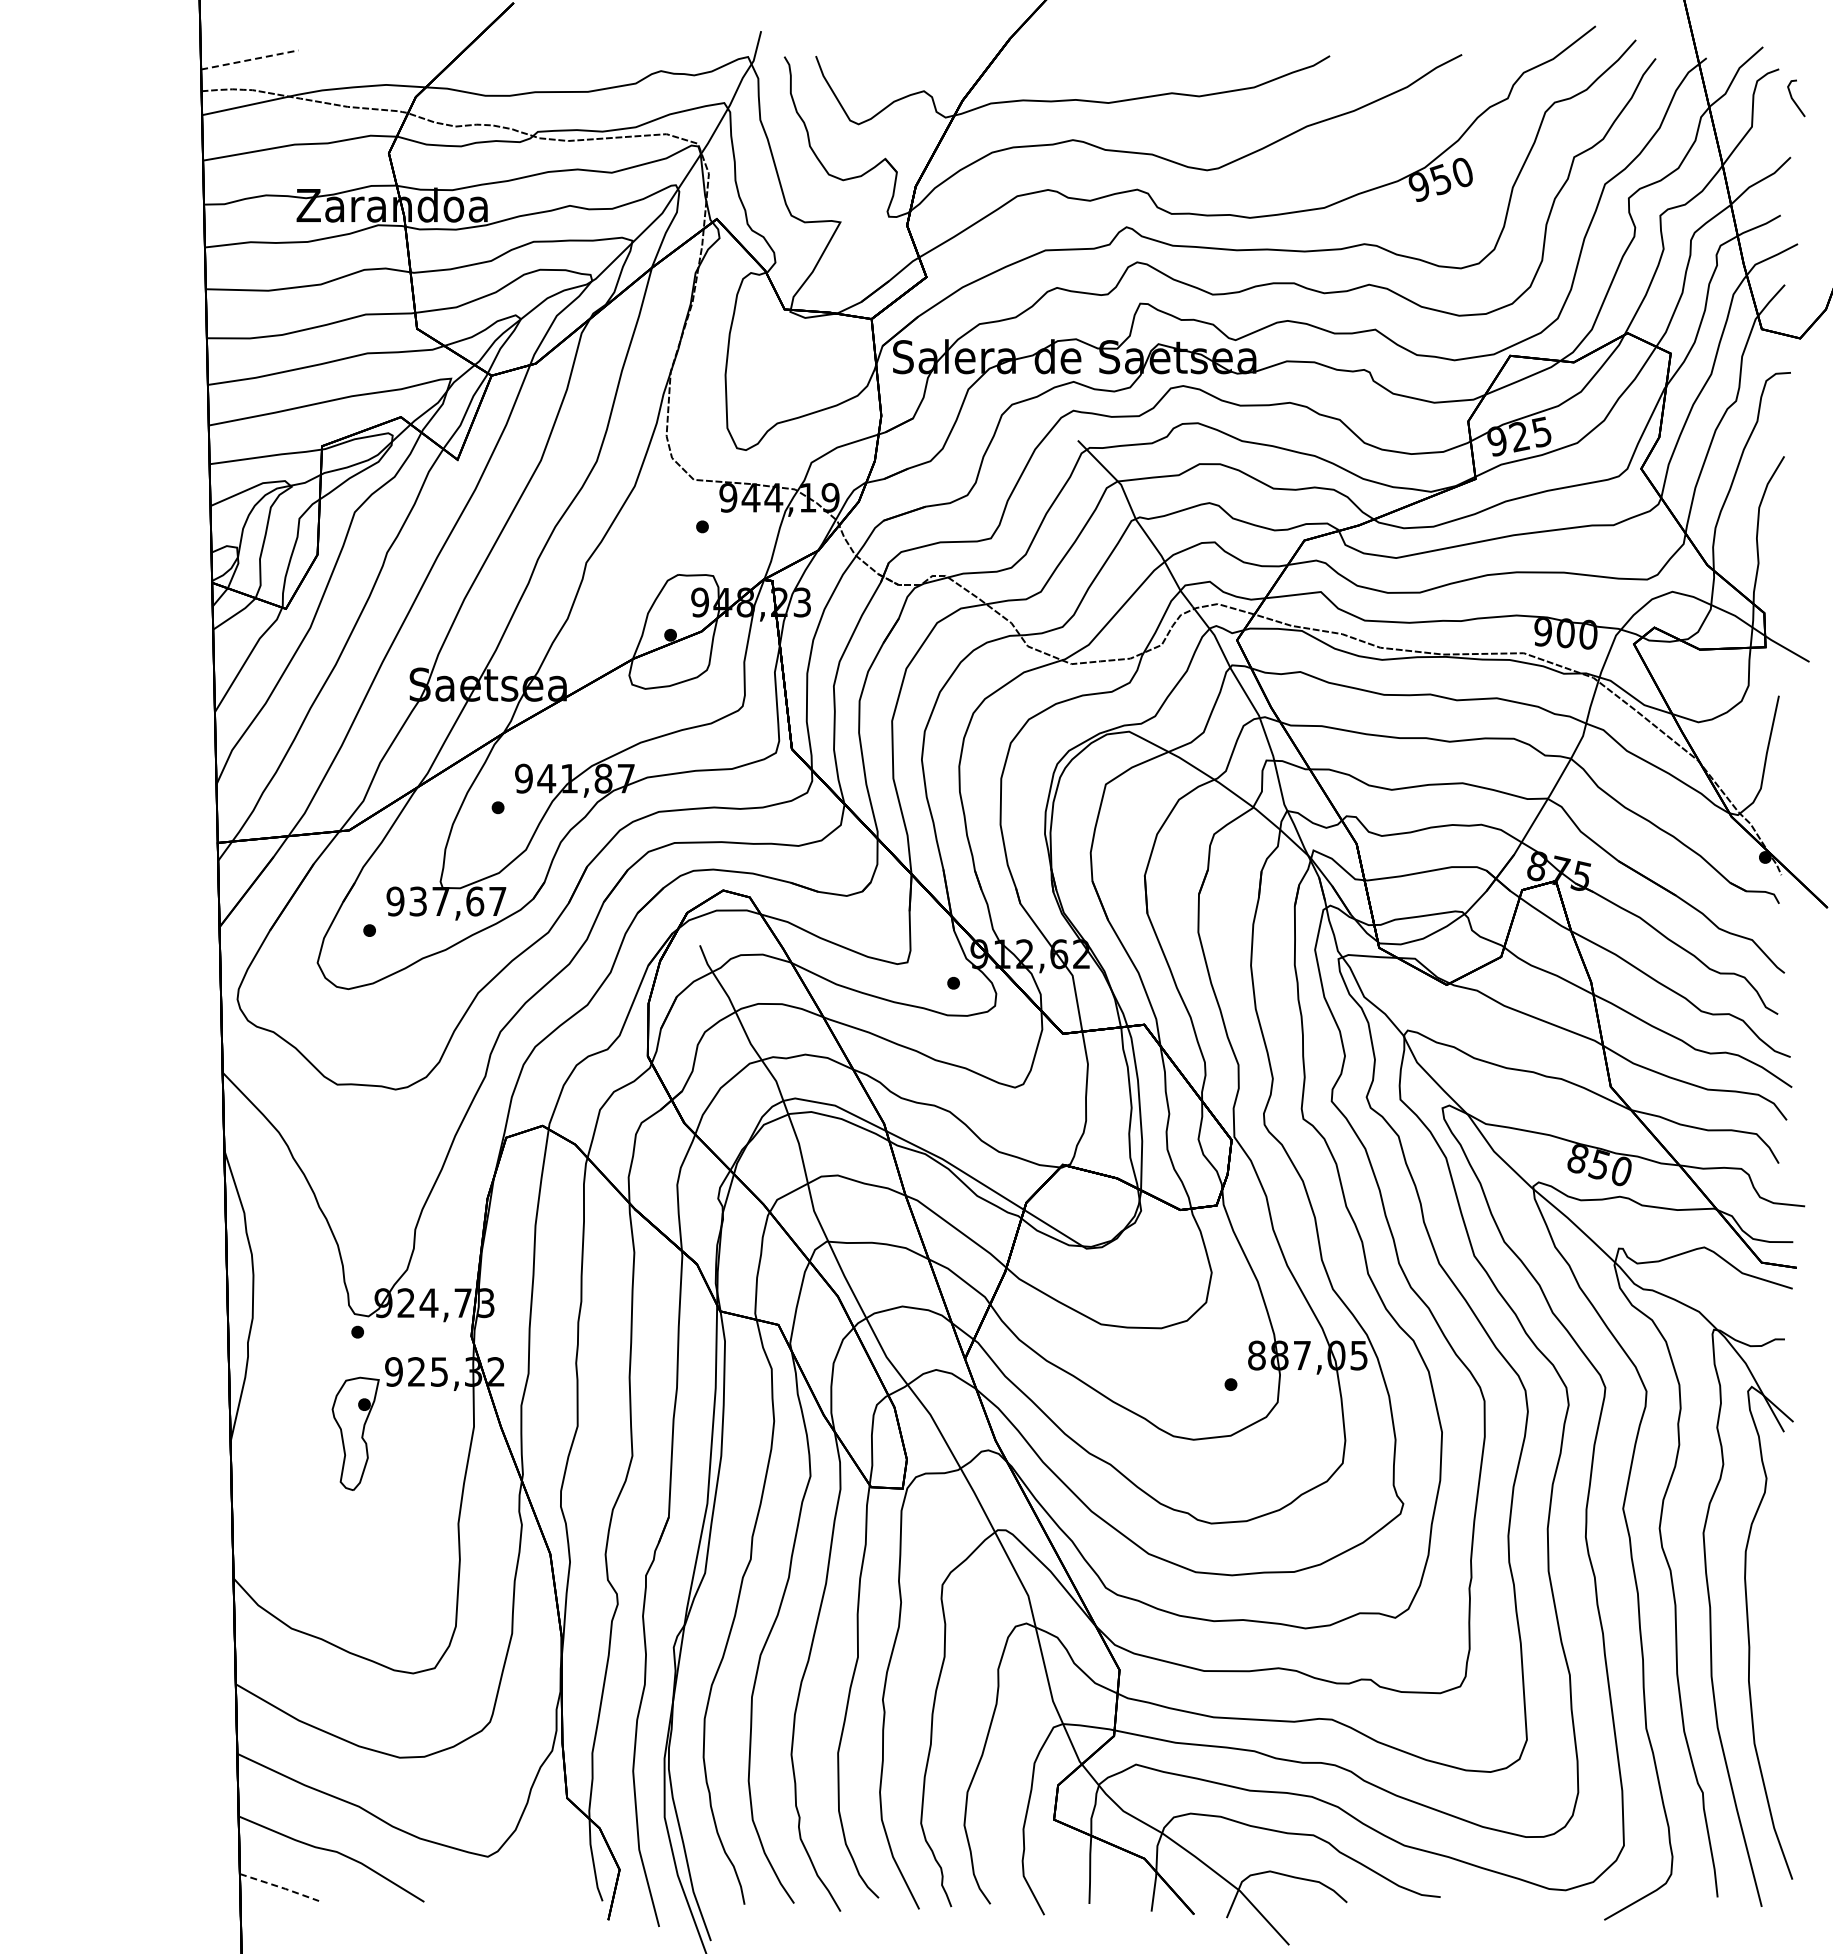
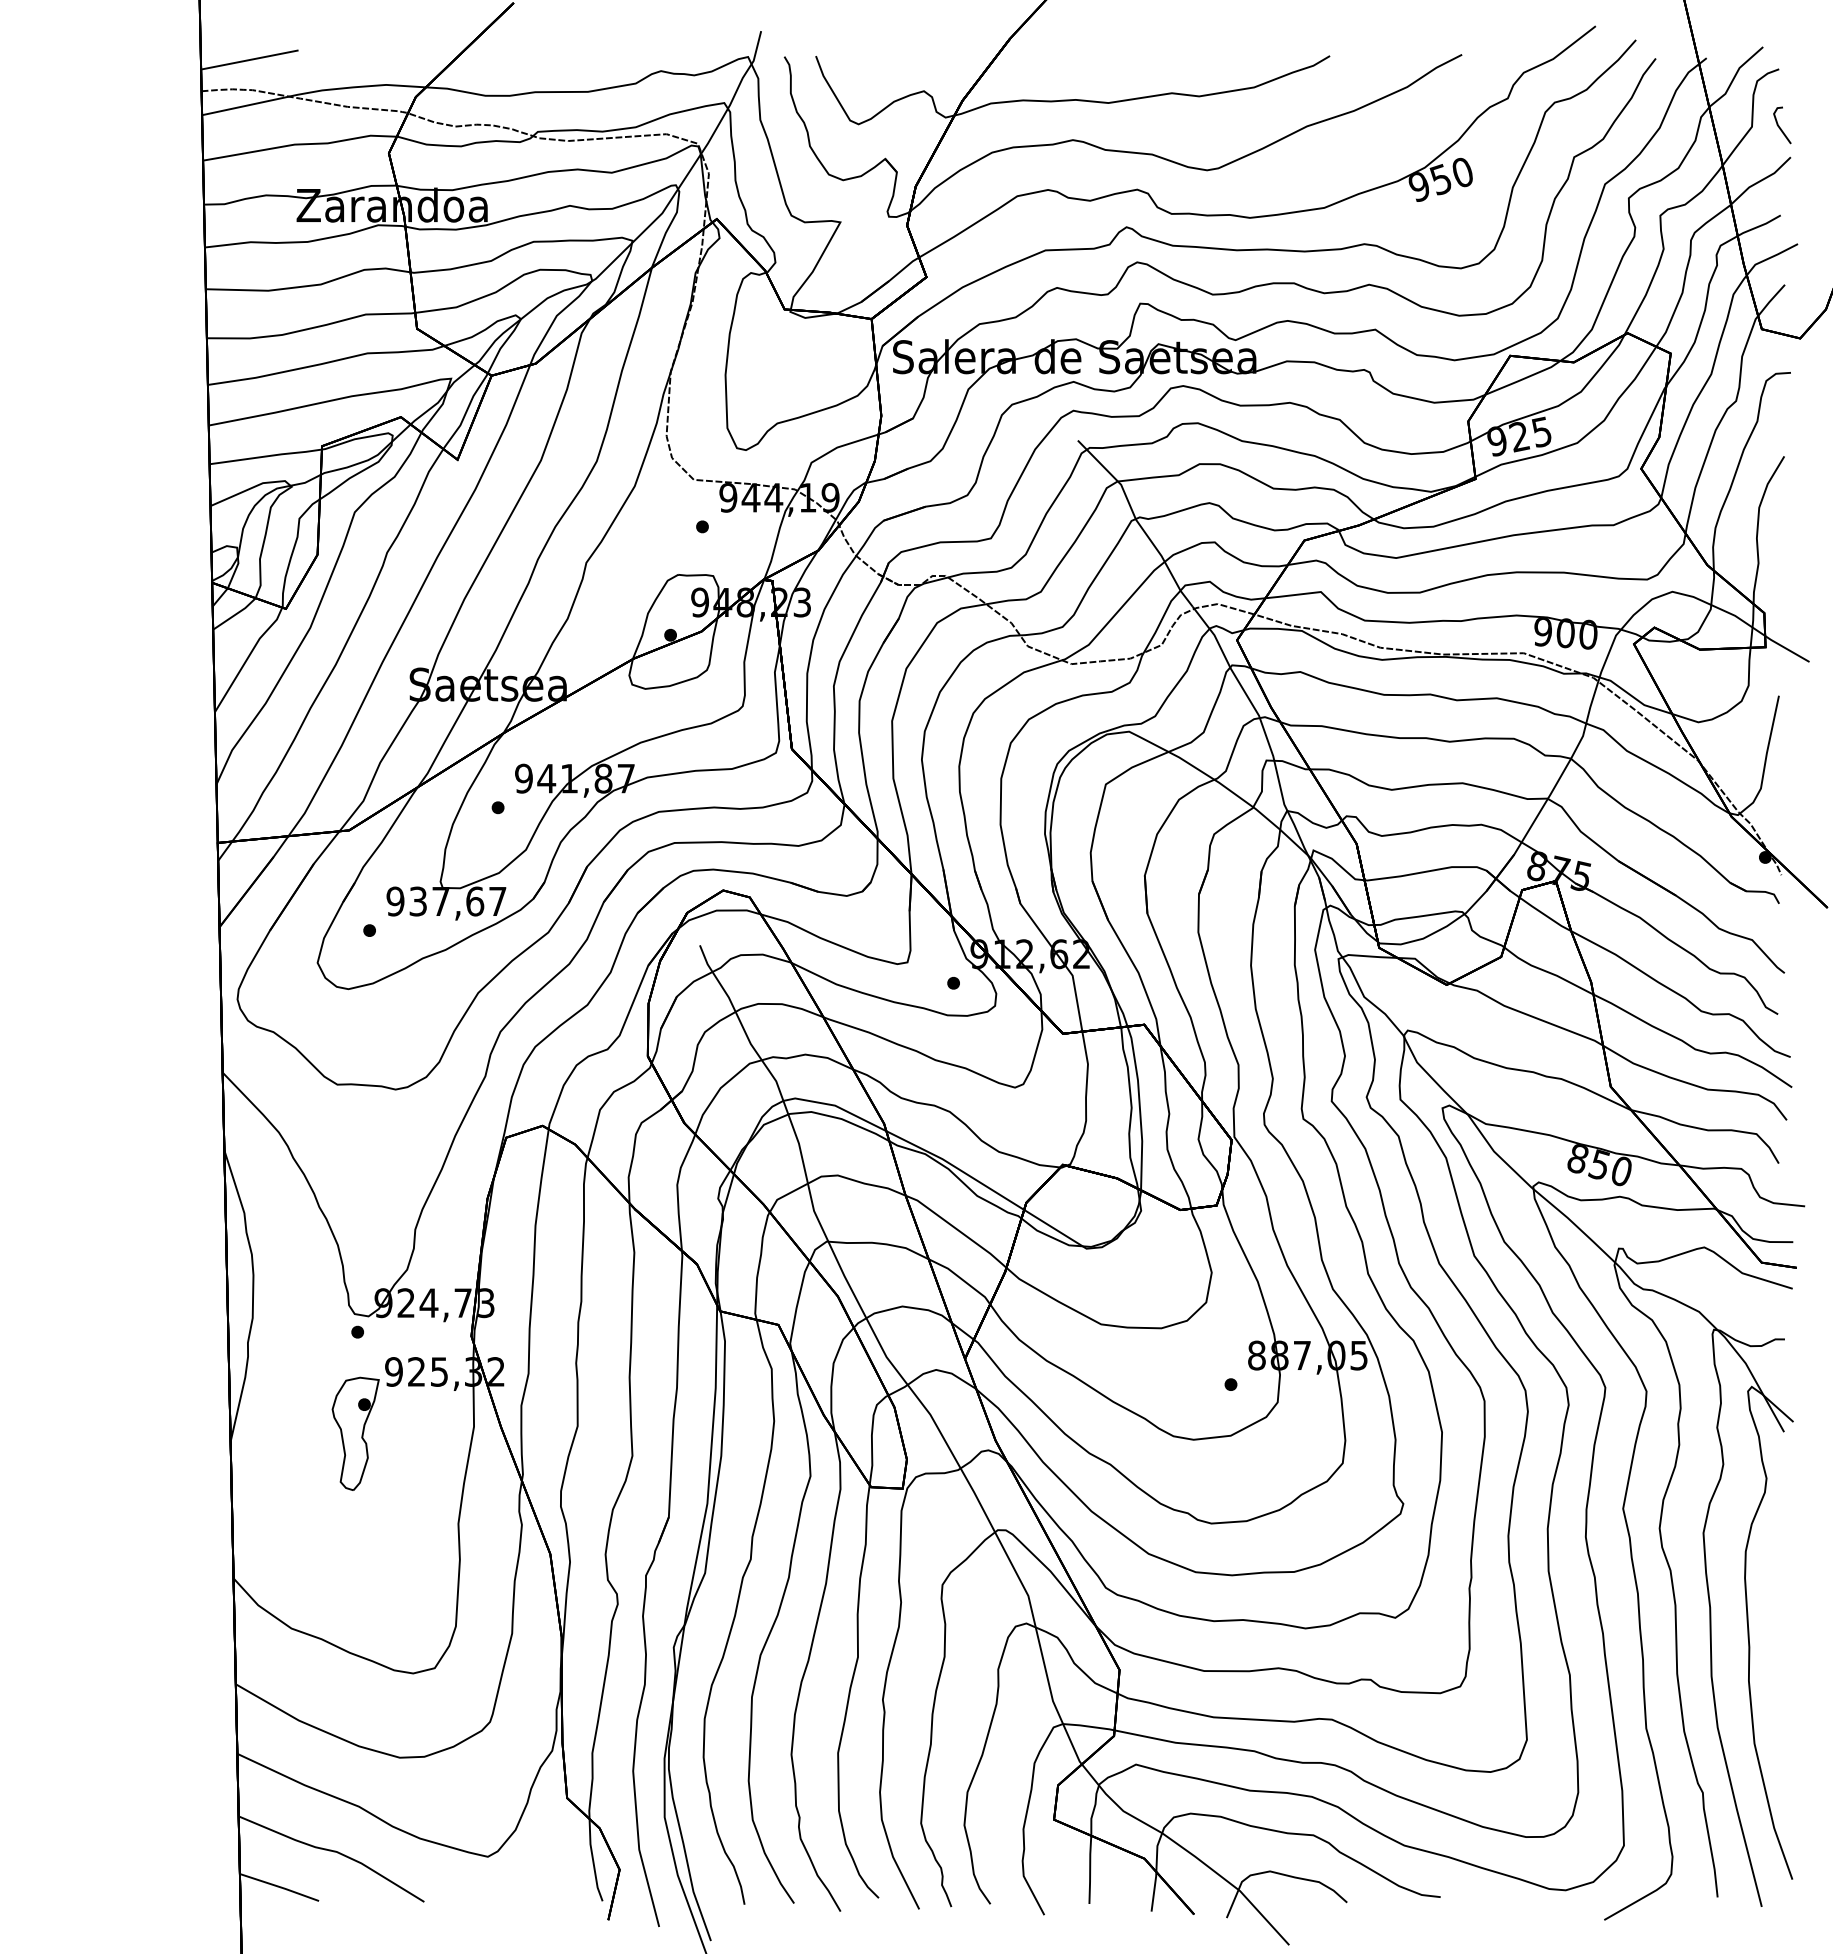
line: dashed -> solid (249, 59)
line position: (1794, 100) -> (1780, 127) (1780, 127)
line: dashed -> solid (280, 1887)
